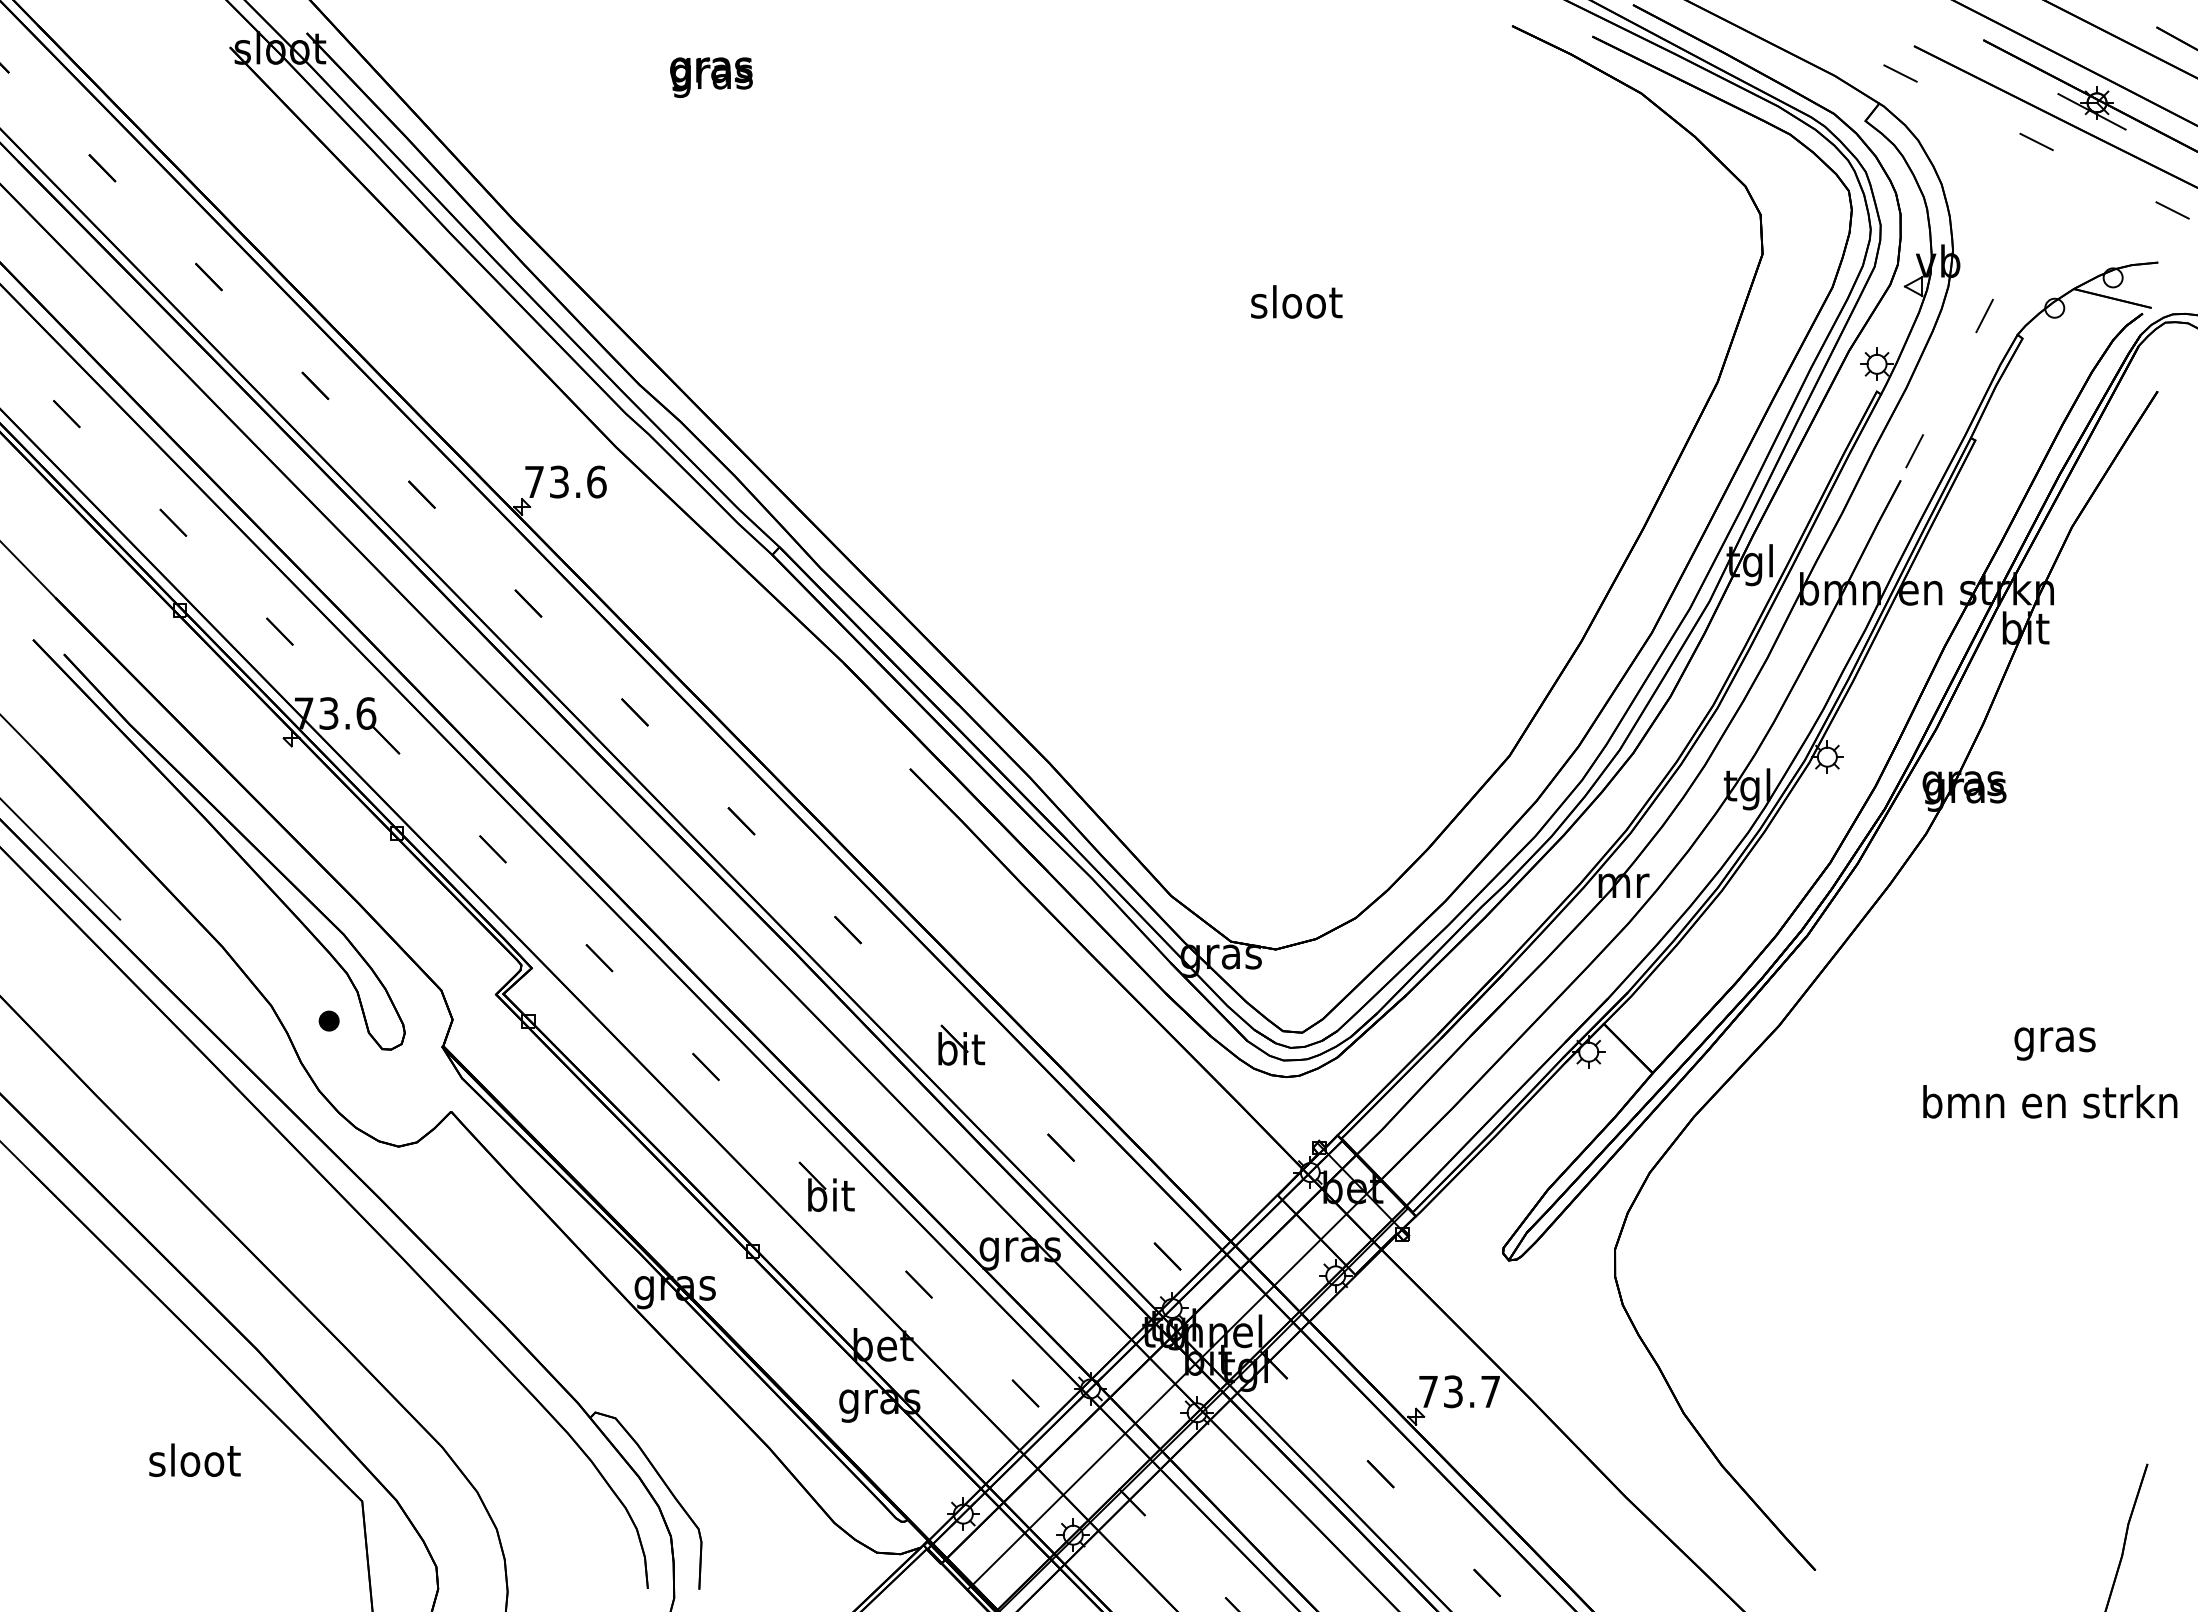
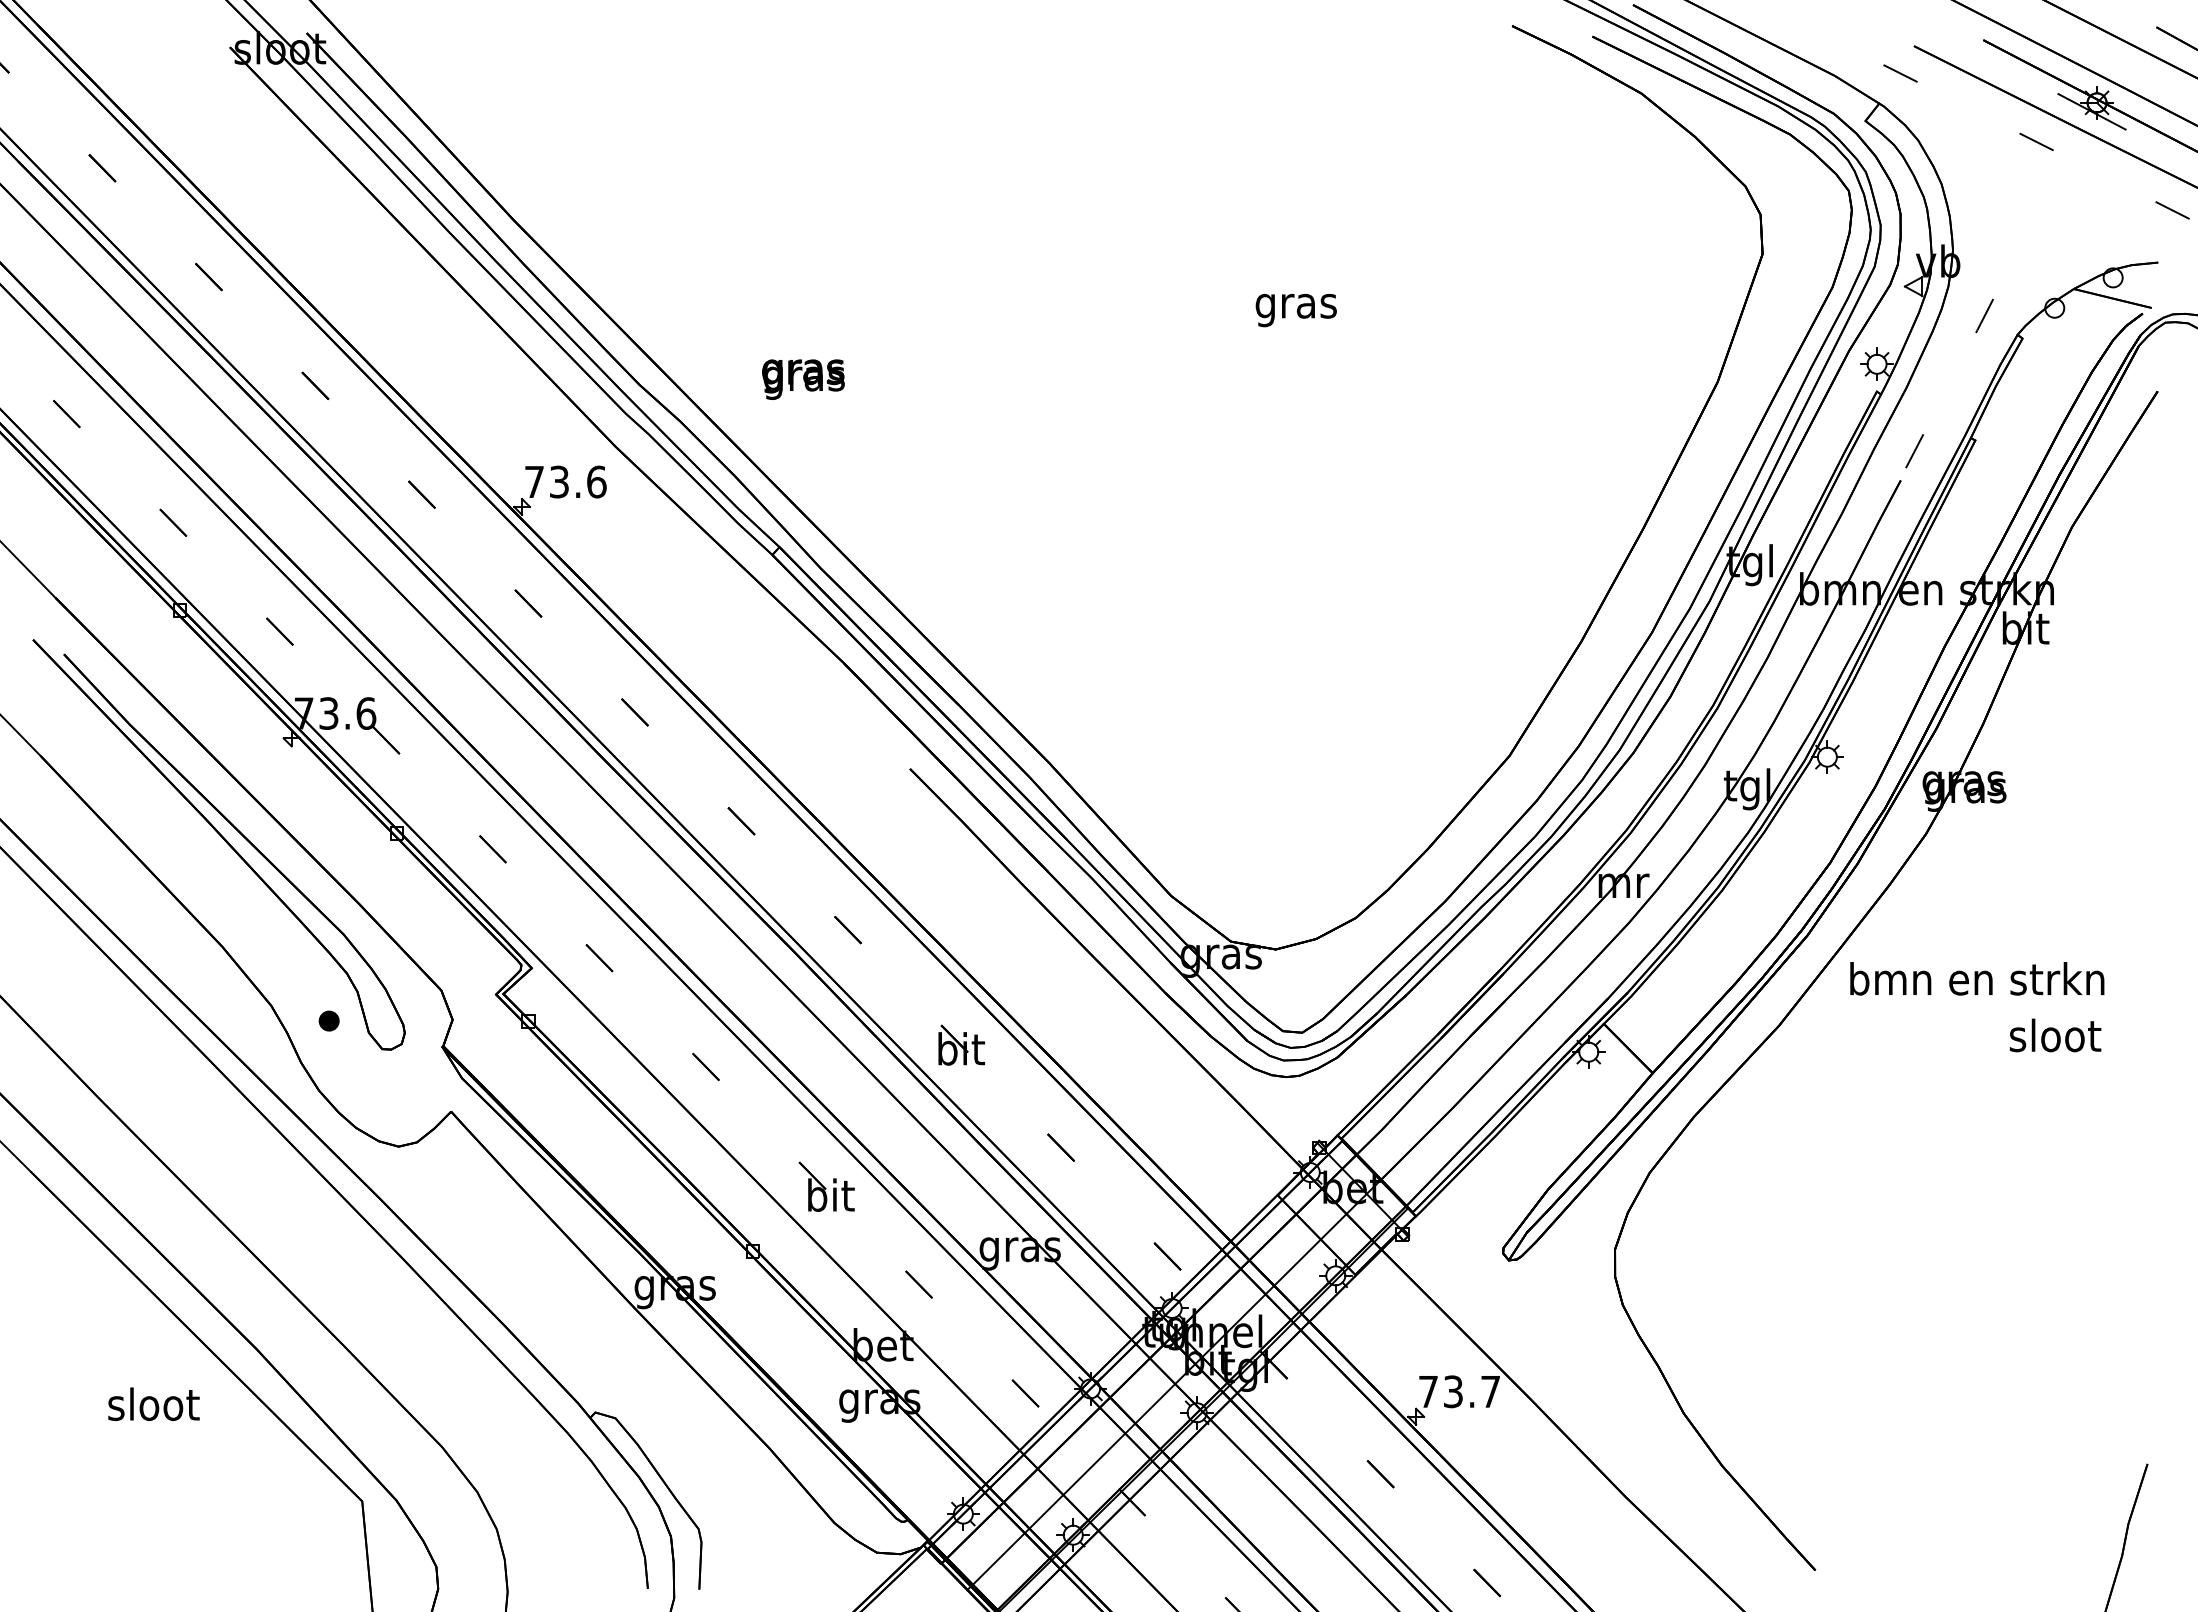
text position: (711, 77) -> (803, 379) (803, 379)
text: sloot -> gras (1296, 306)
line: present -> none (61, 859)
text: gras -> sloot (2055, 1039)
text position: (2050, 1101) -> (1977, 978) (1977, 978)
text position: (194, 1459) -> (153, 1403) (153, 1403)
